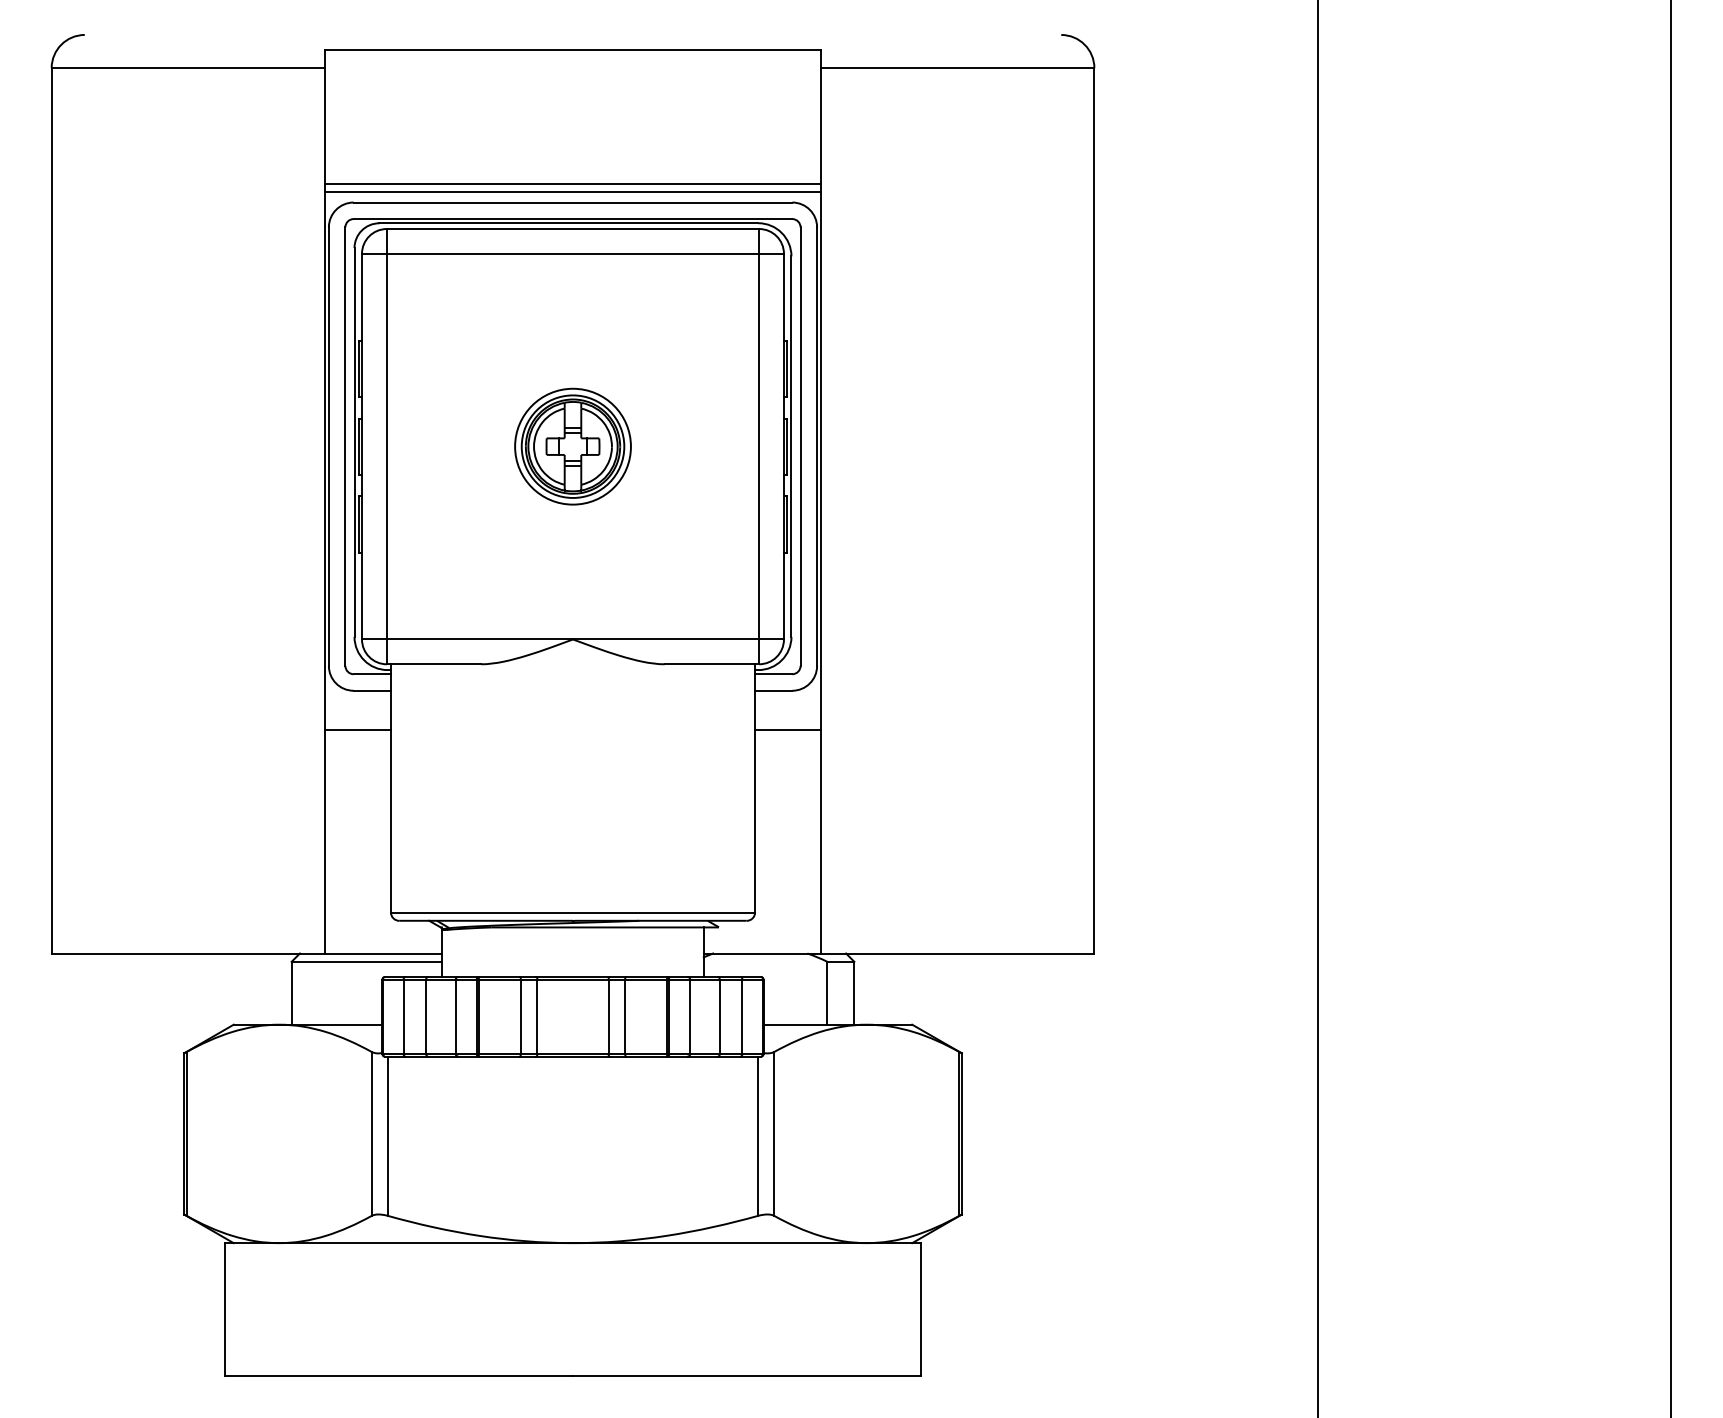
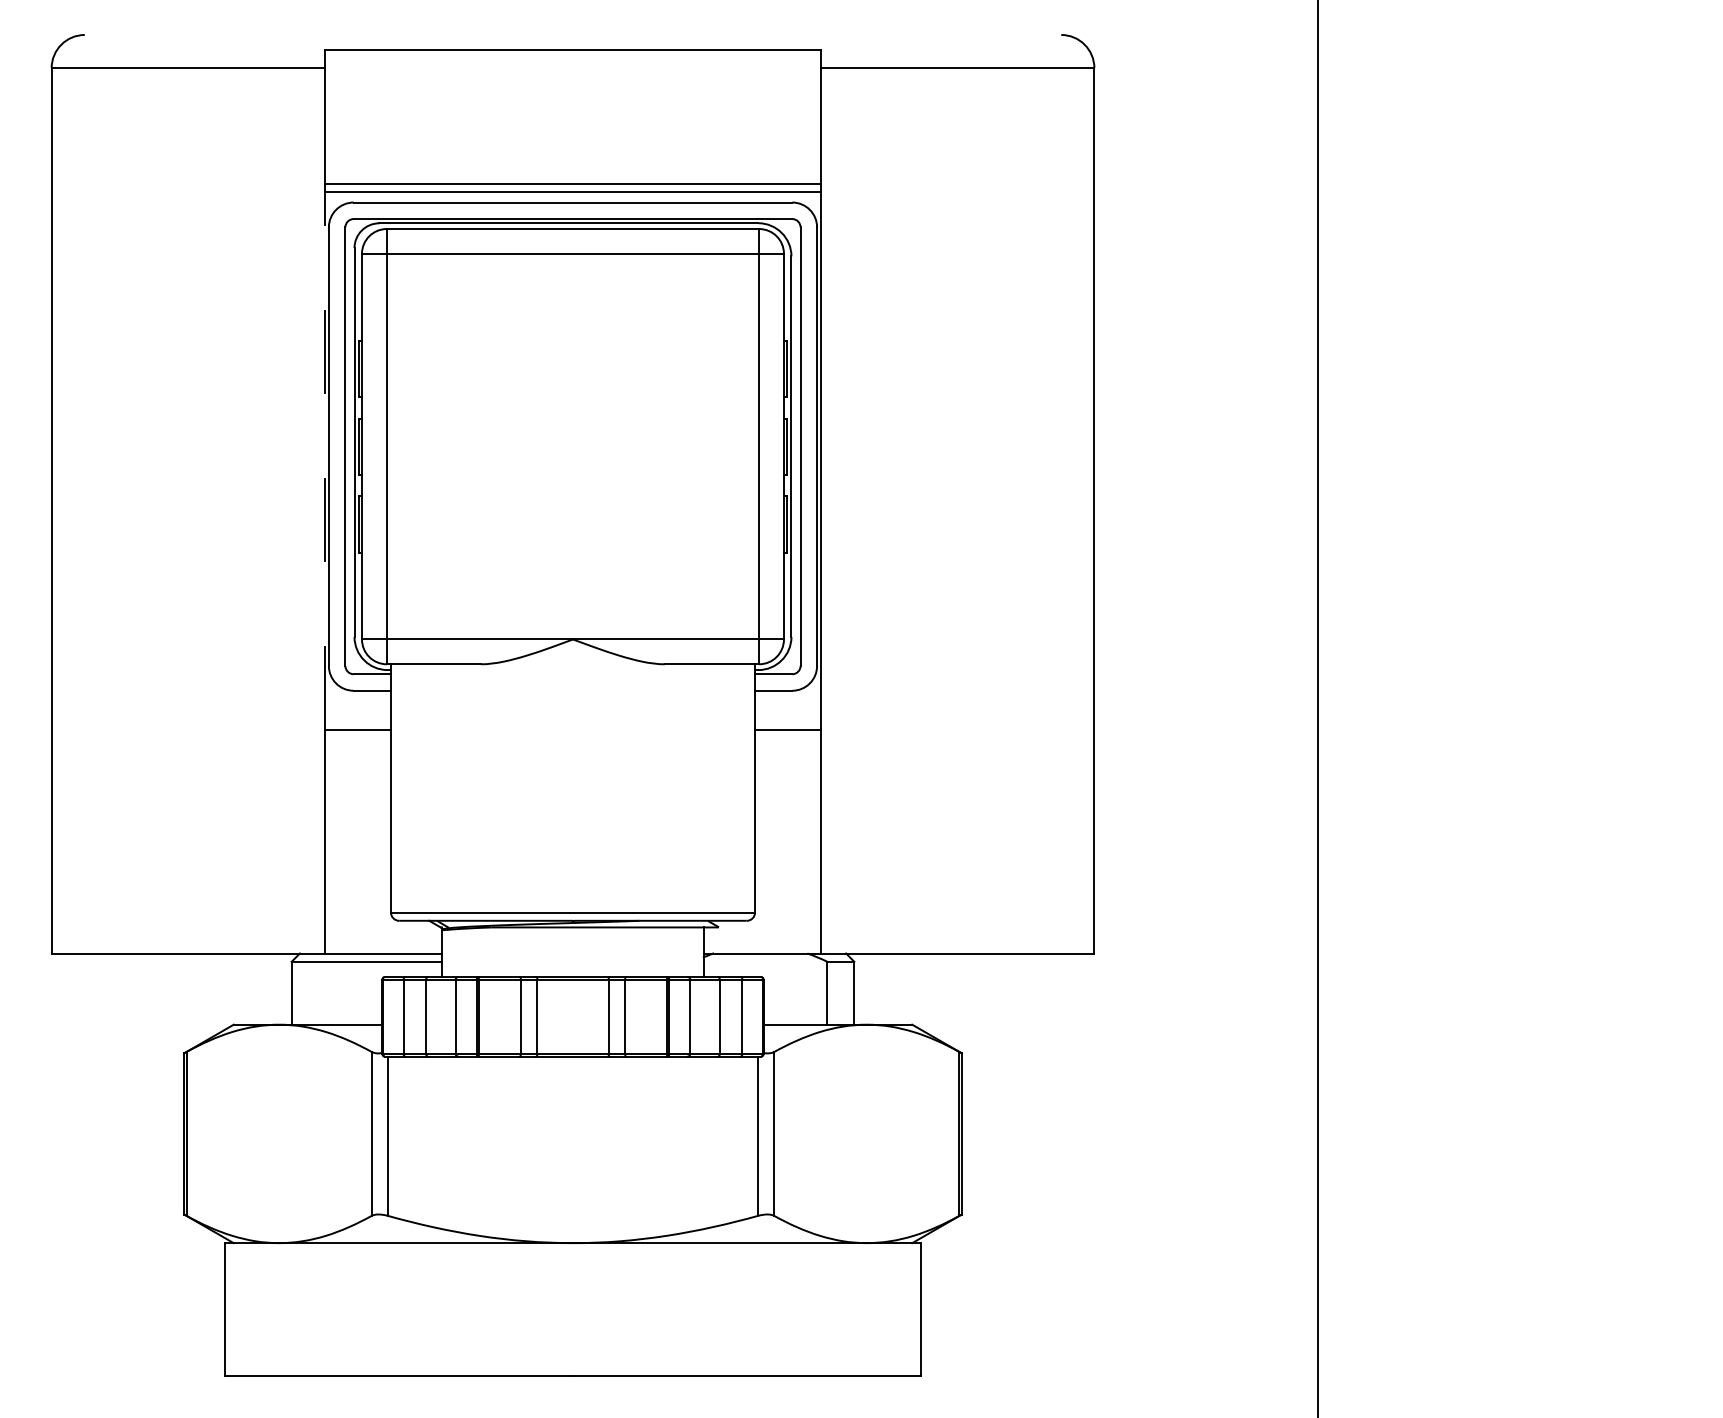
part: present -> none (572, 446)
line: solid -> dashed (324, 461)
line: present -> none (1671, 708)
